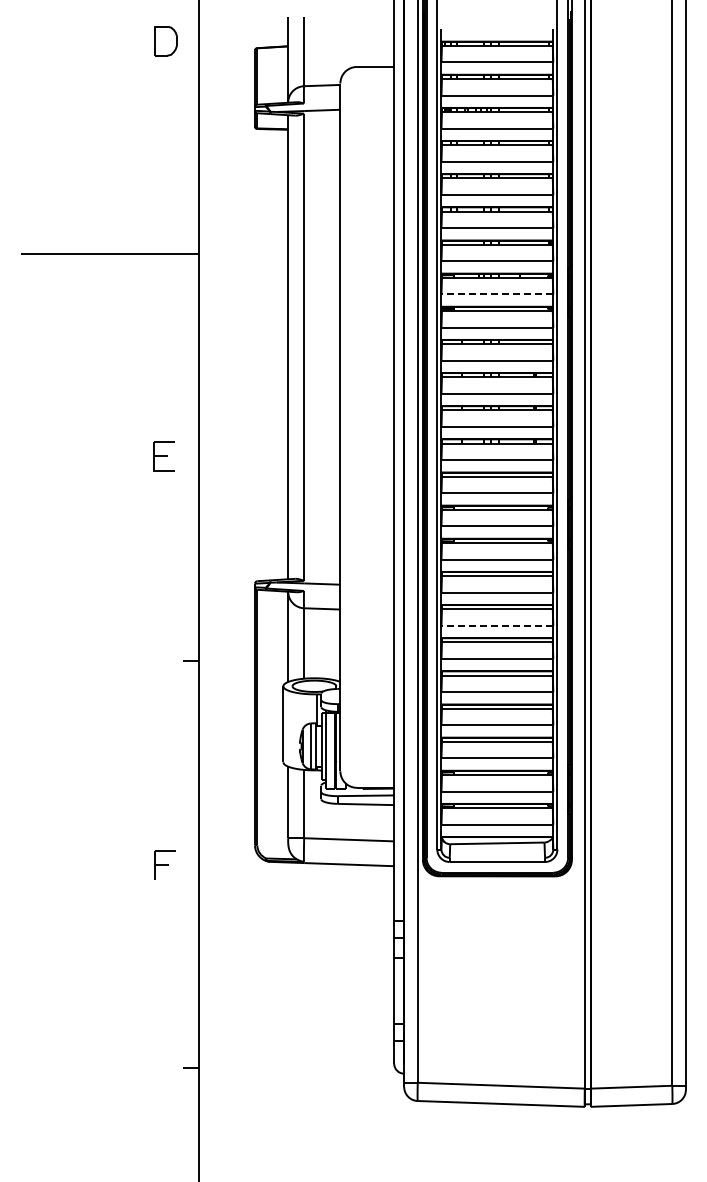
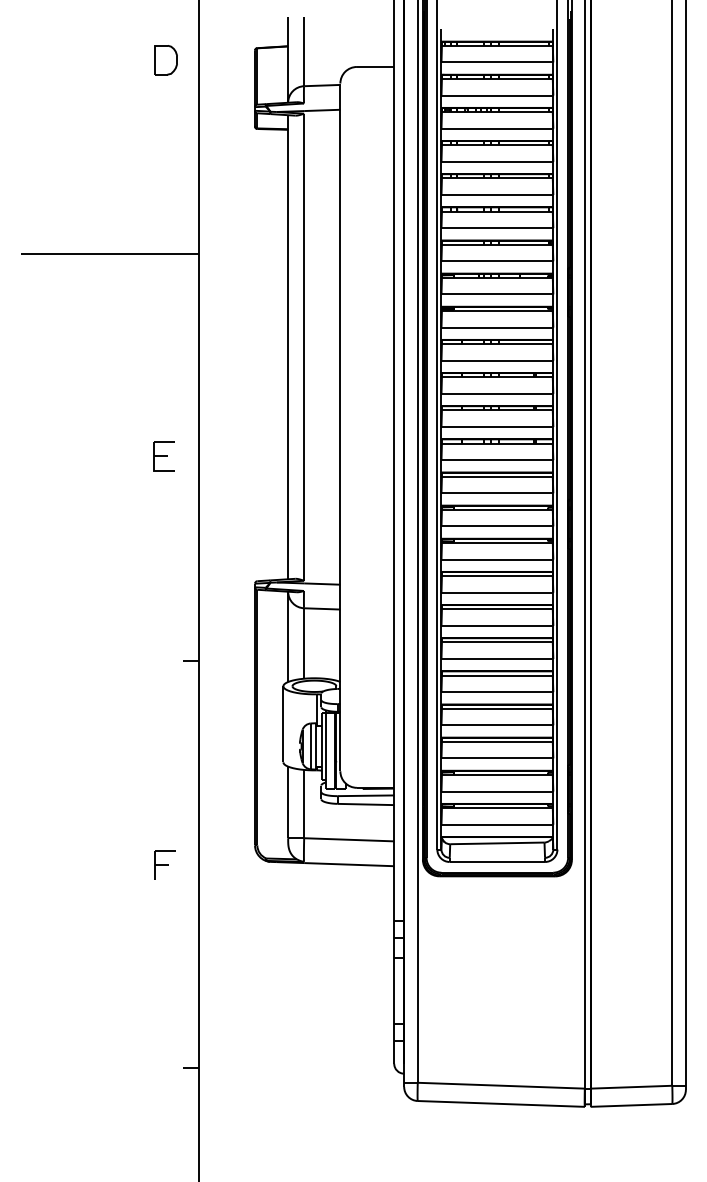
part position: (165, 41) -> (165, 60) (165, 60)
line: dashed -> solid (497, 294)
line: dashed -> solid (497, 625)
